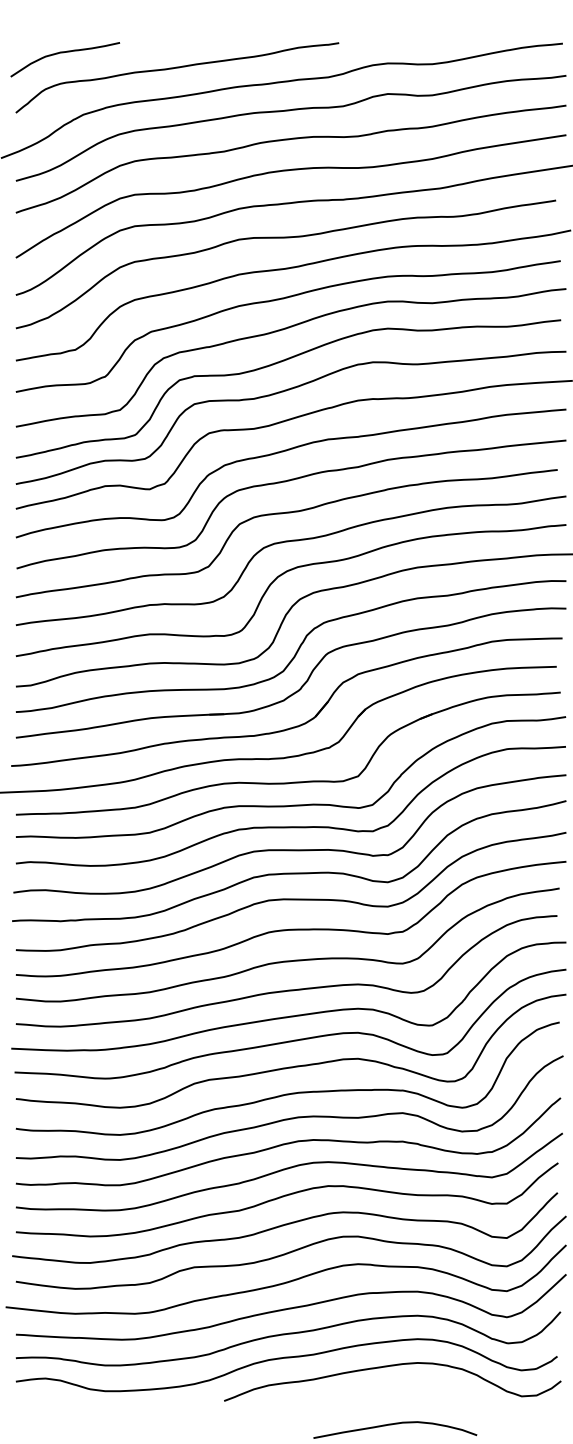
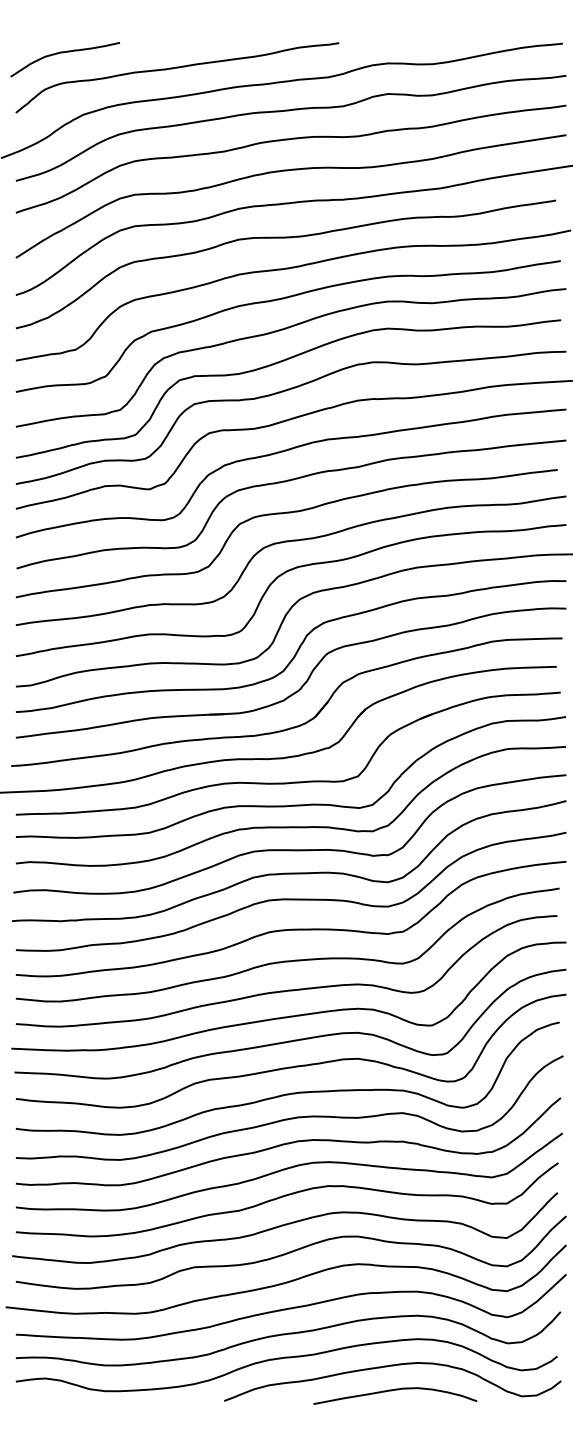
curve position: (395, 1424) -> (395, 1390) (395, 1390)
